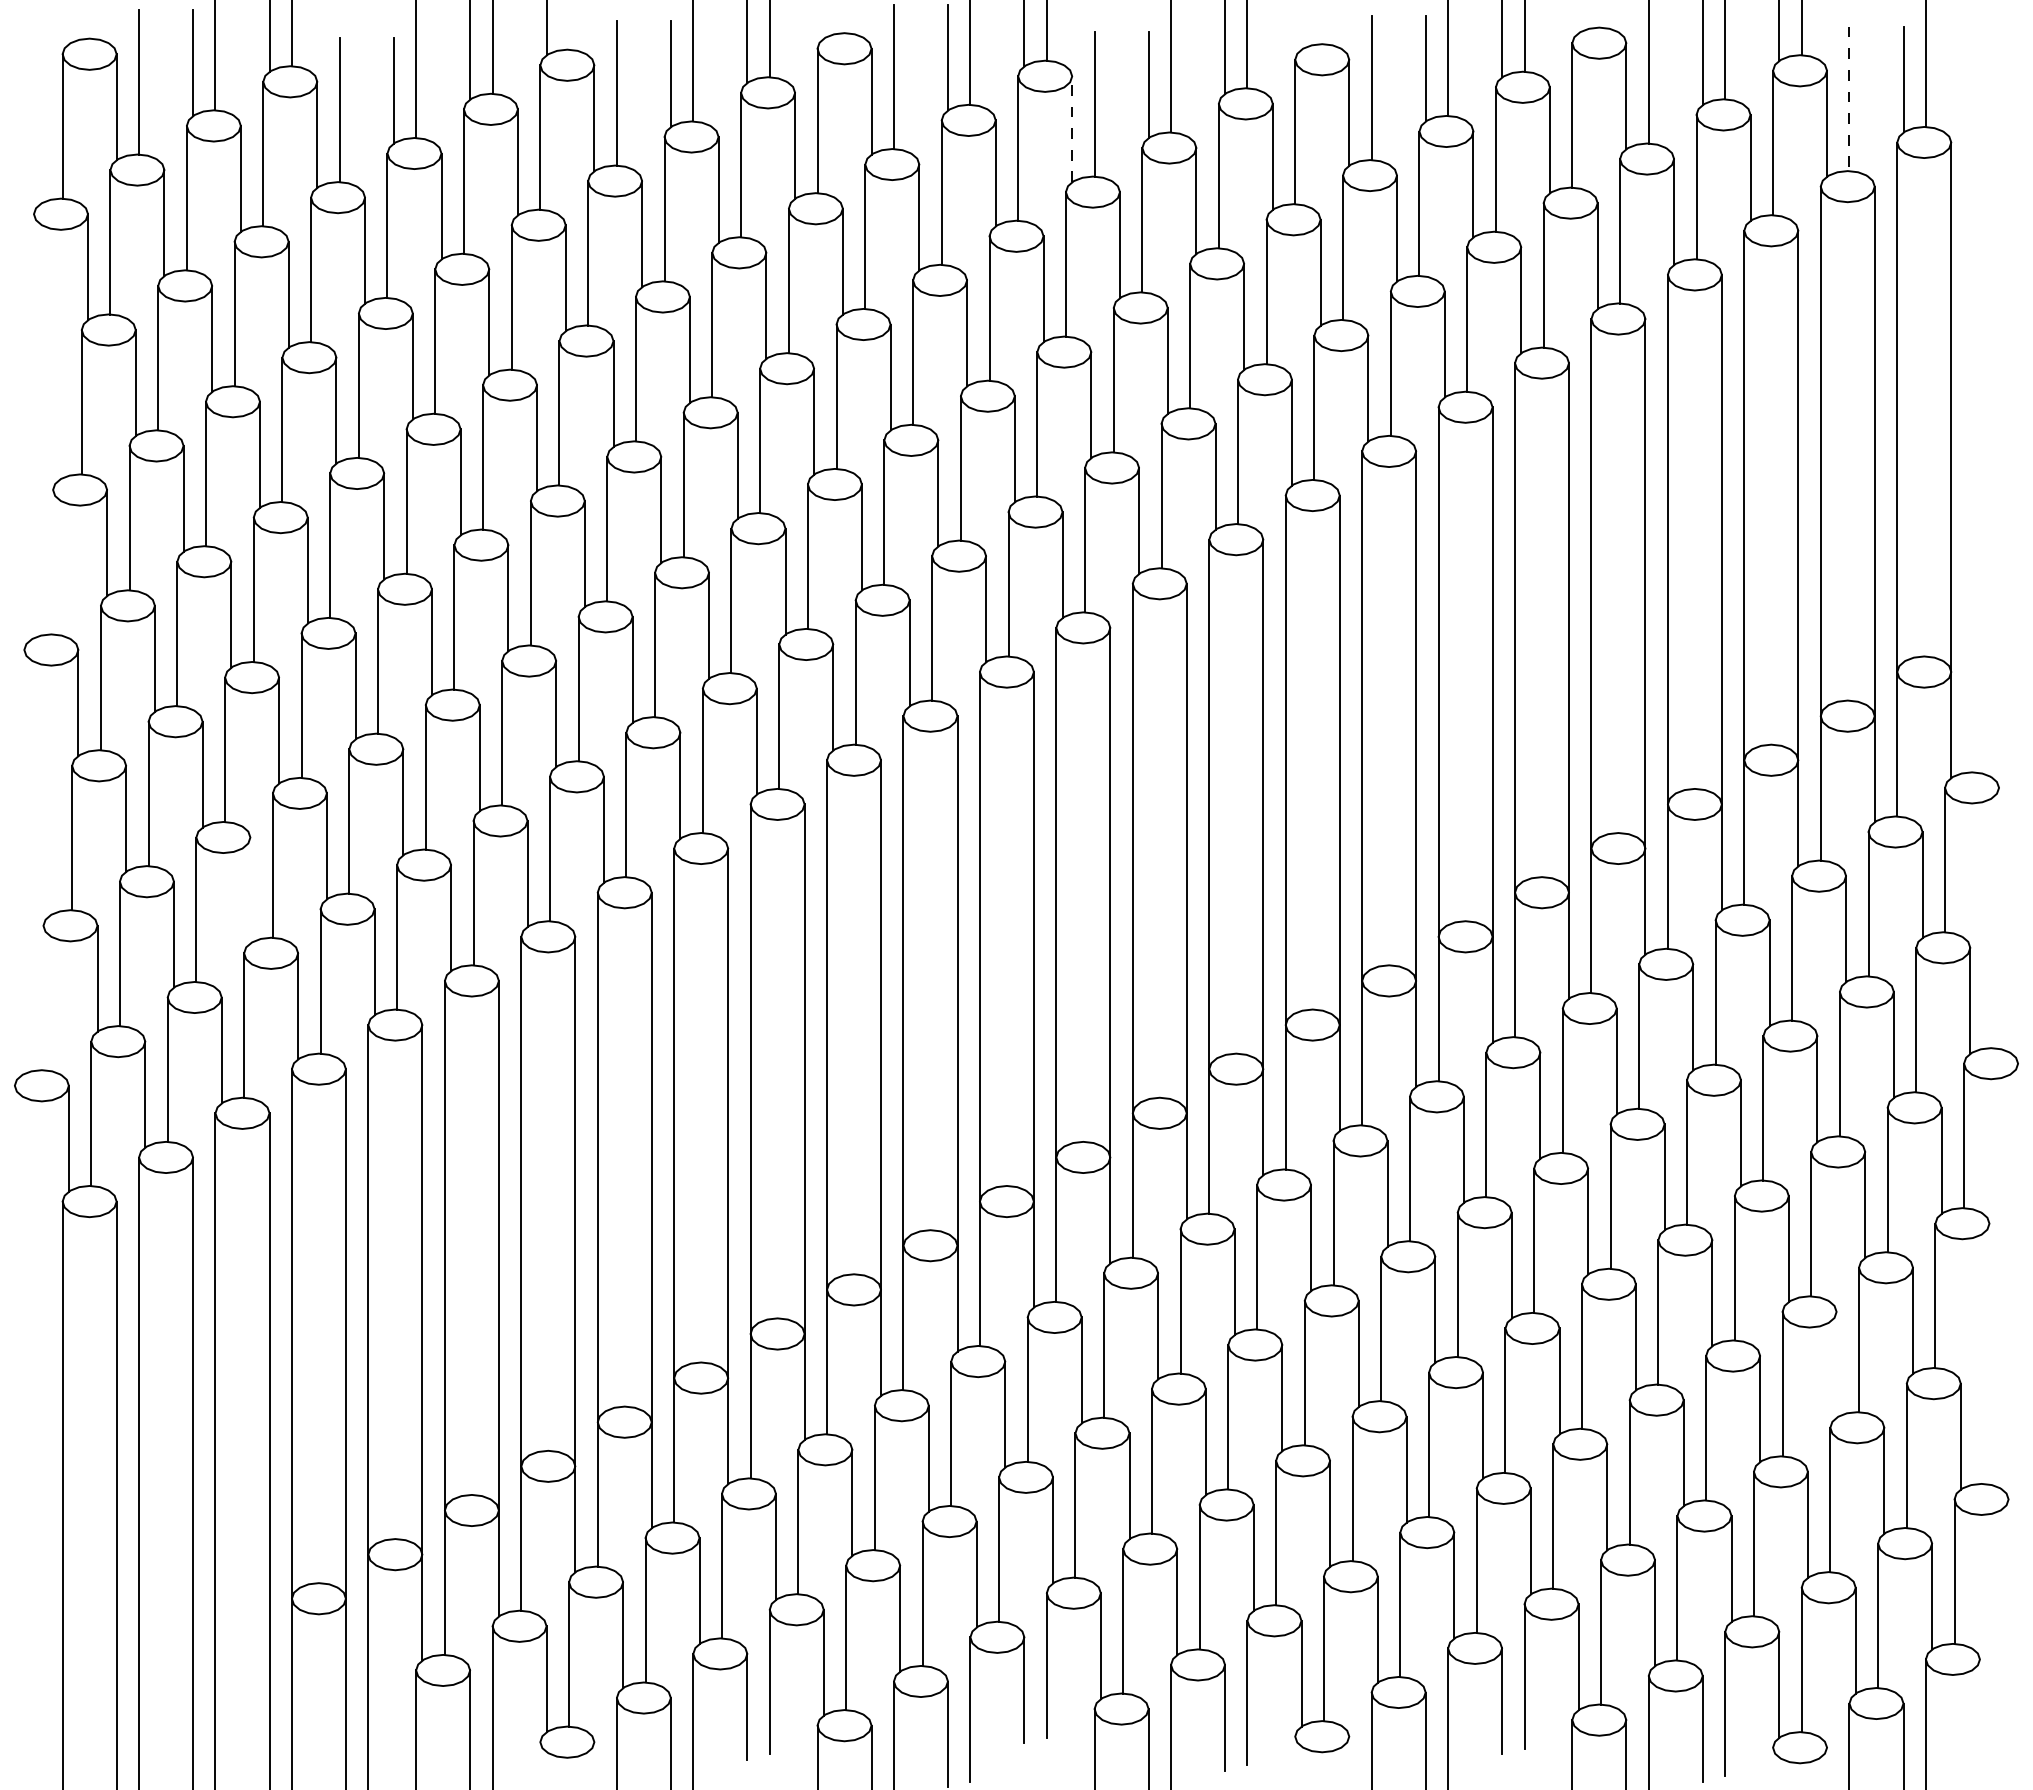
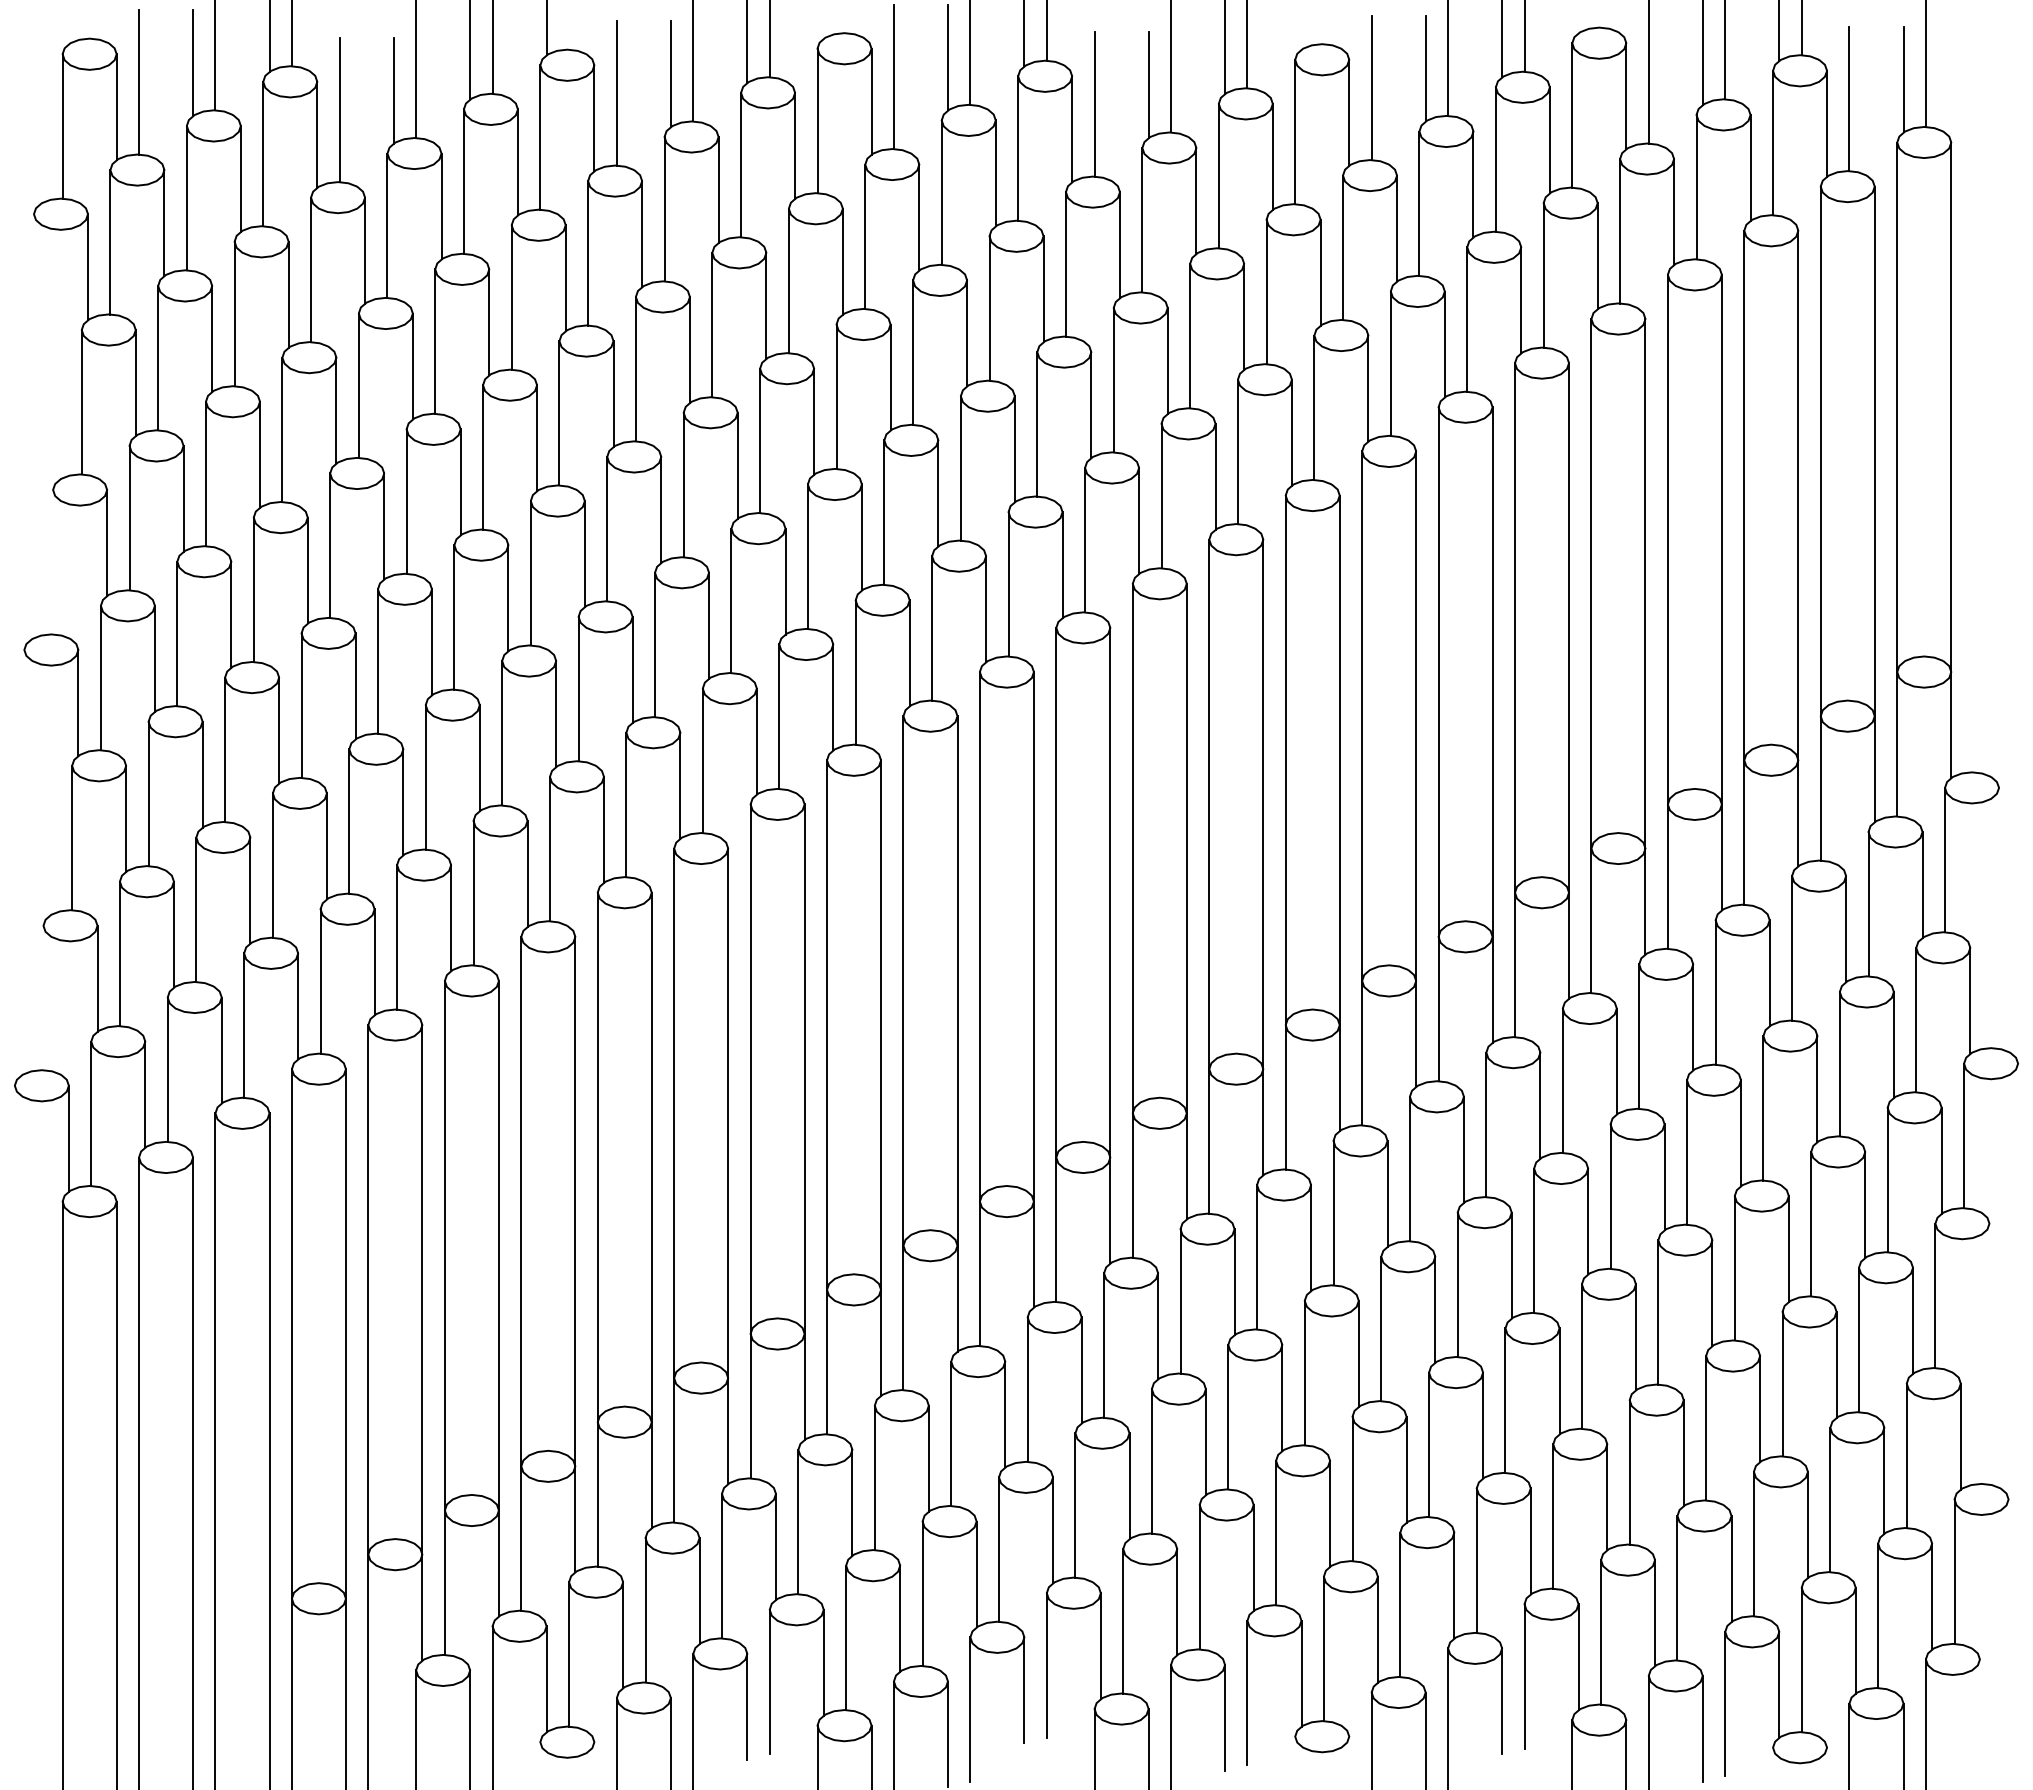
line: dashed -> solid (1849, 99)
line: dashed -> solid (1072, 129)
line: none -> present (250, 890)
line: none -> present (1836, 1364)
